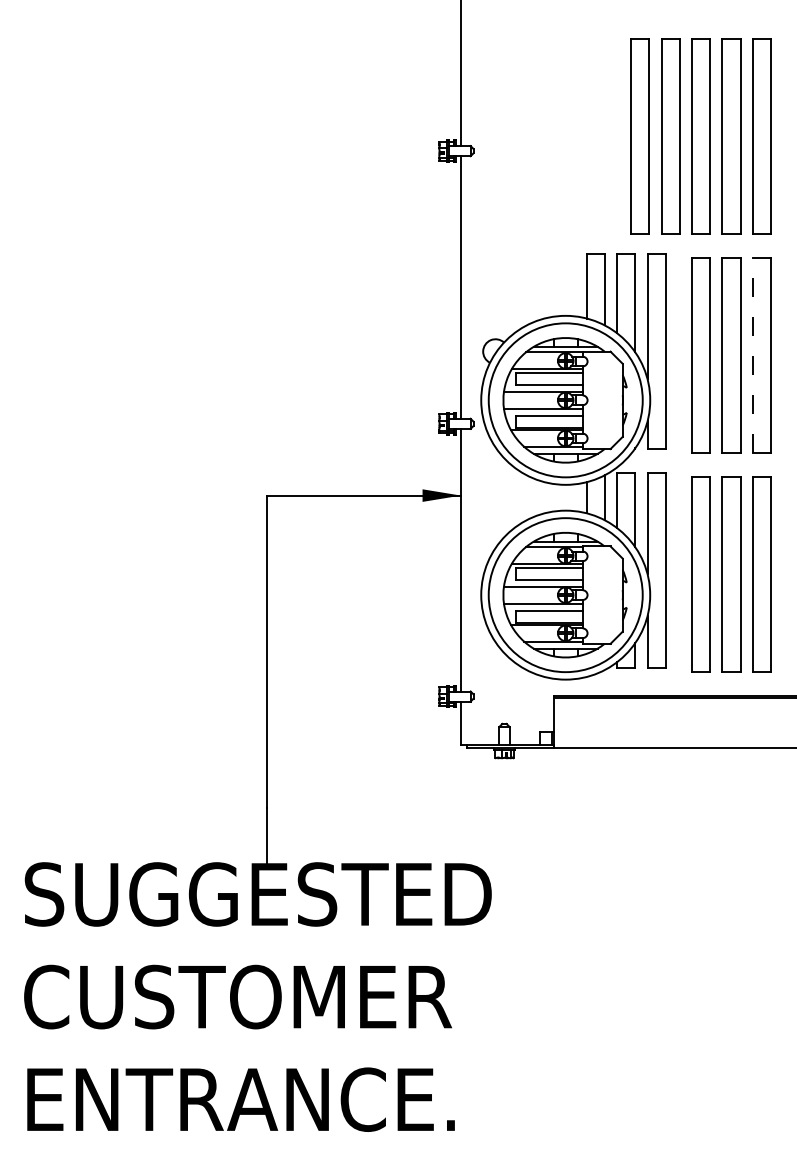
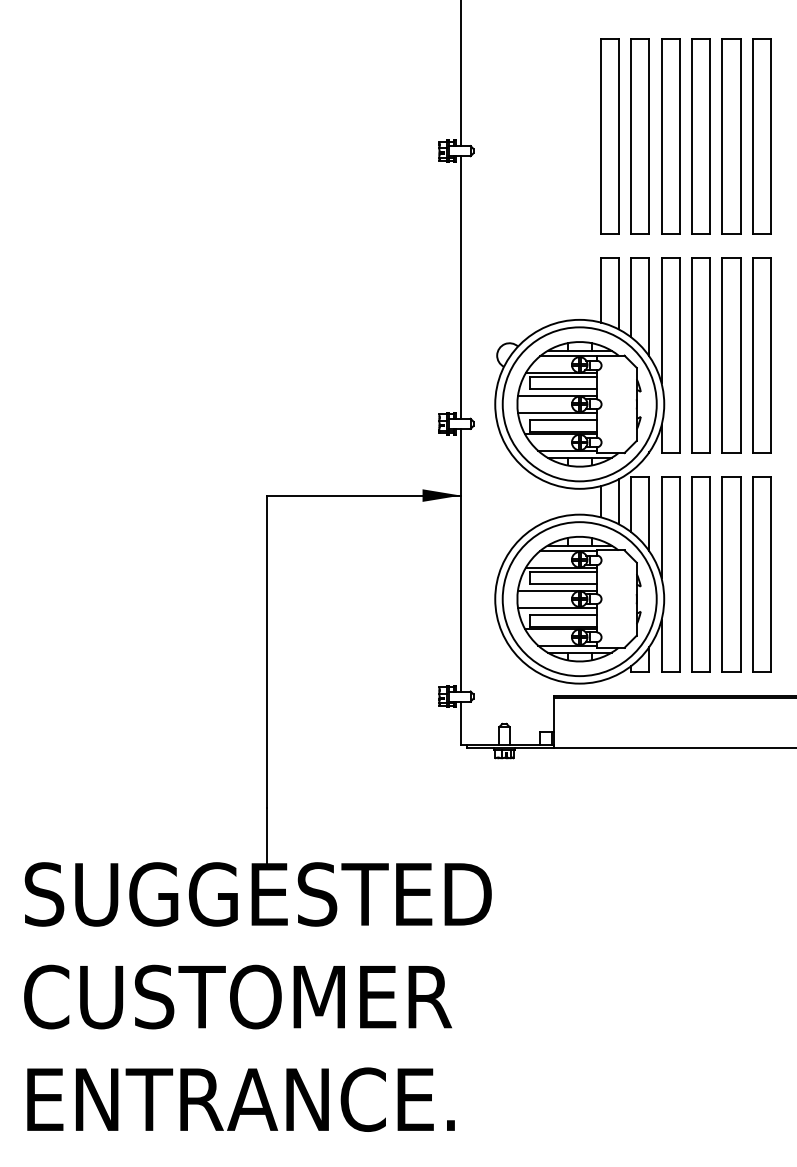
part: none -> present (609, 136)
line: dashed -> solid (752, 355)
part position: (573, 466) -> (587, 470) (587, 470)
